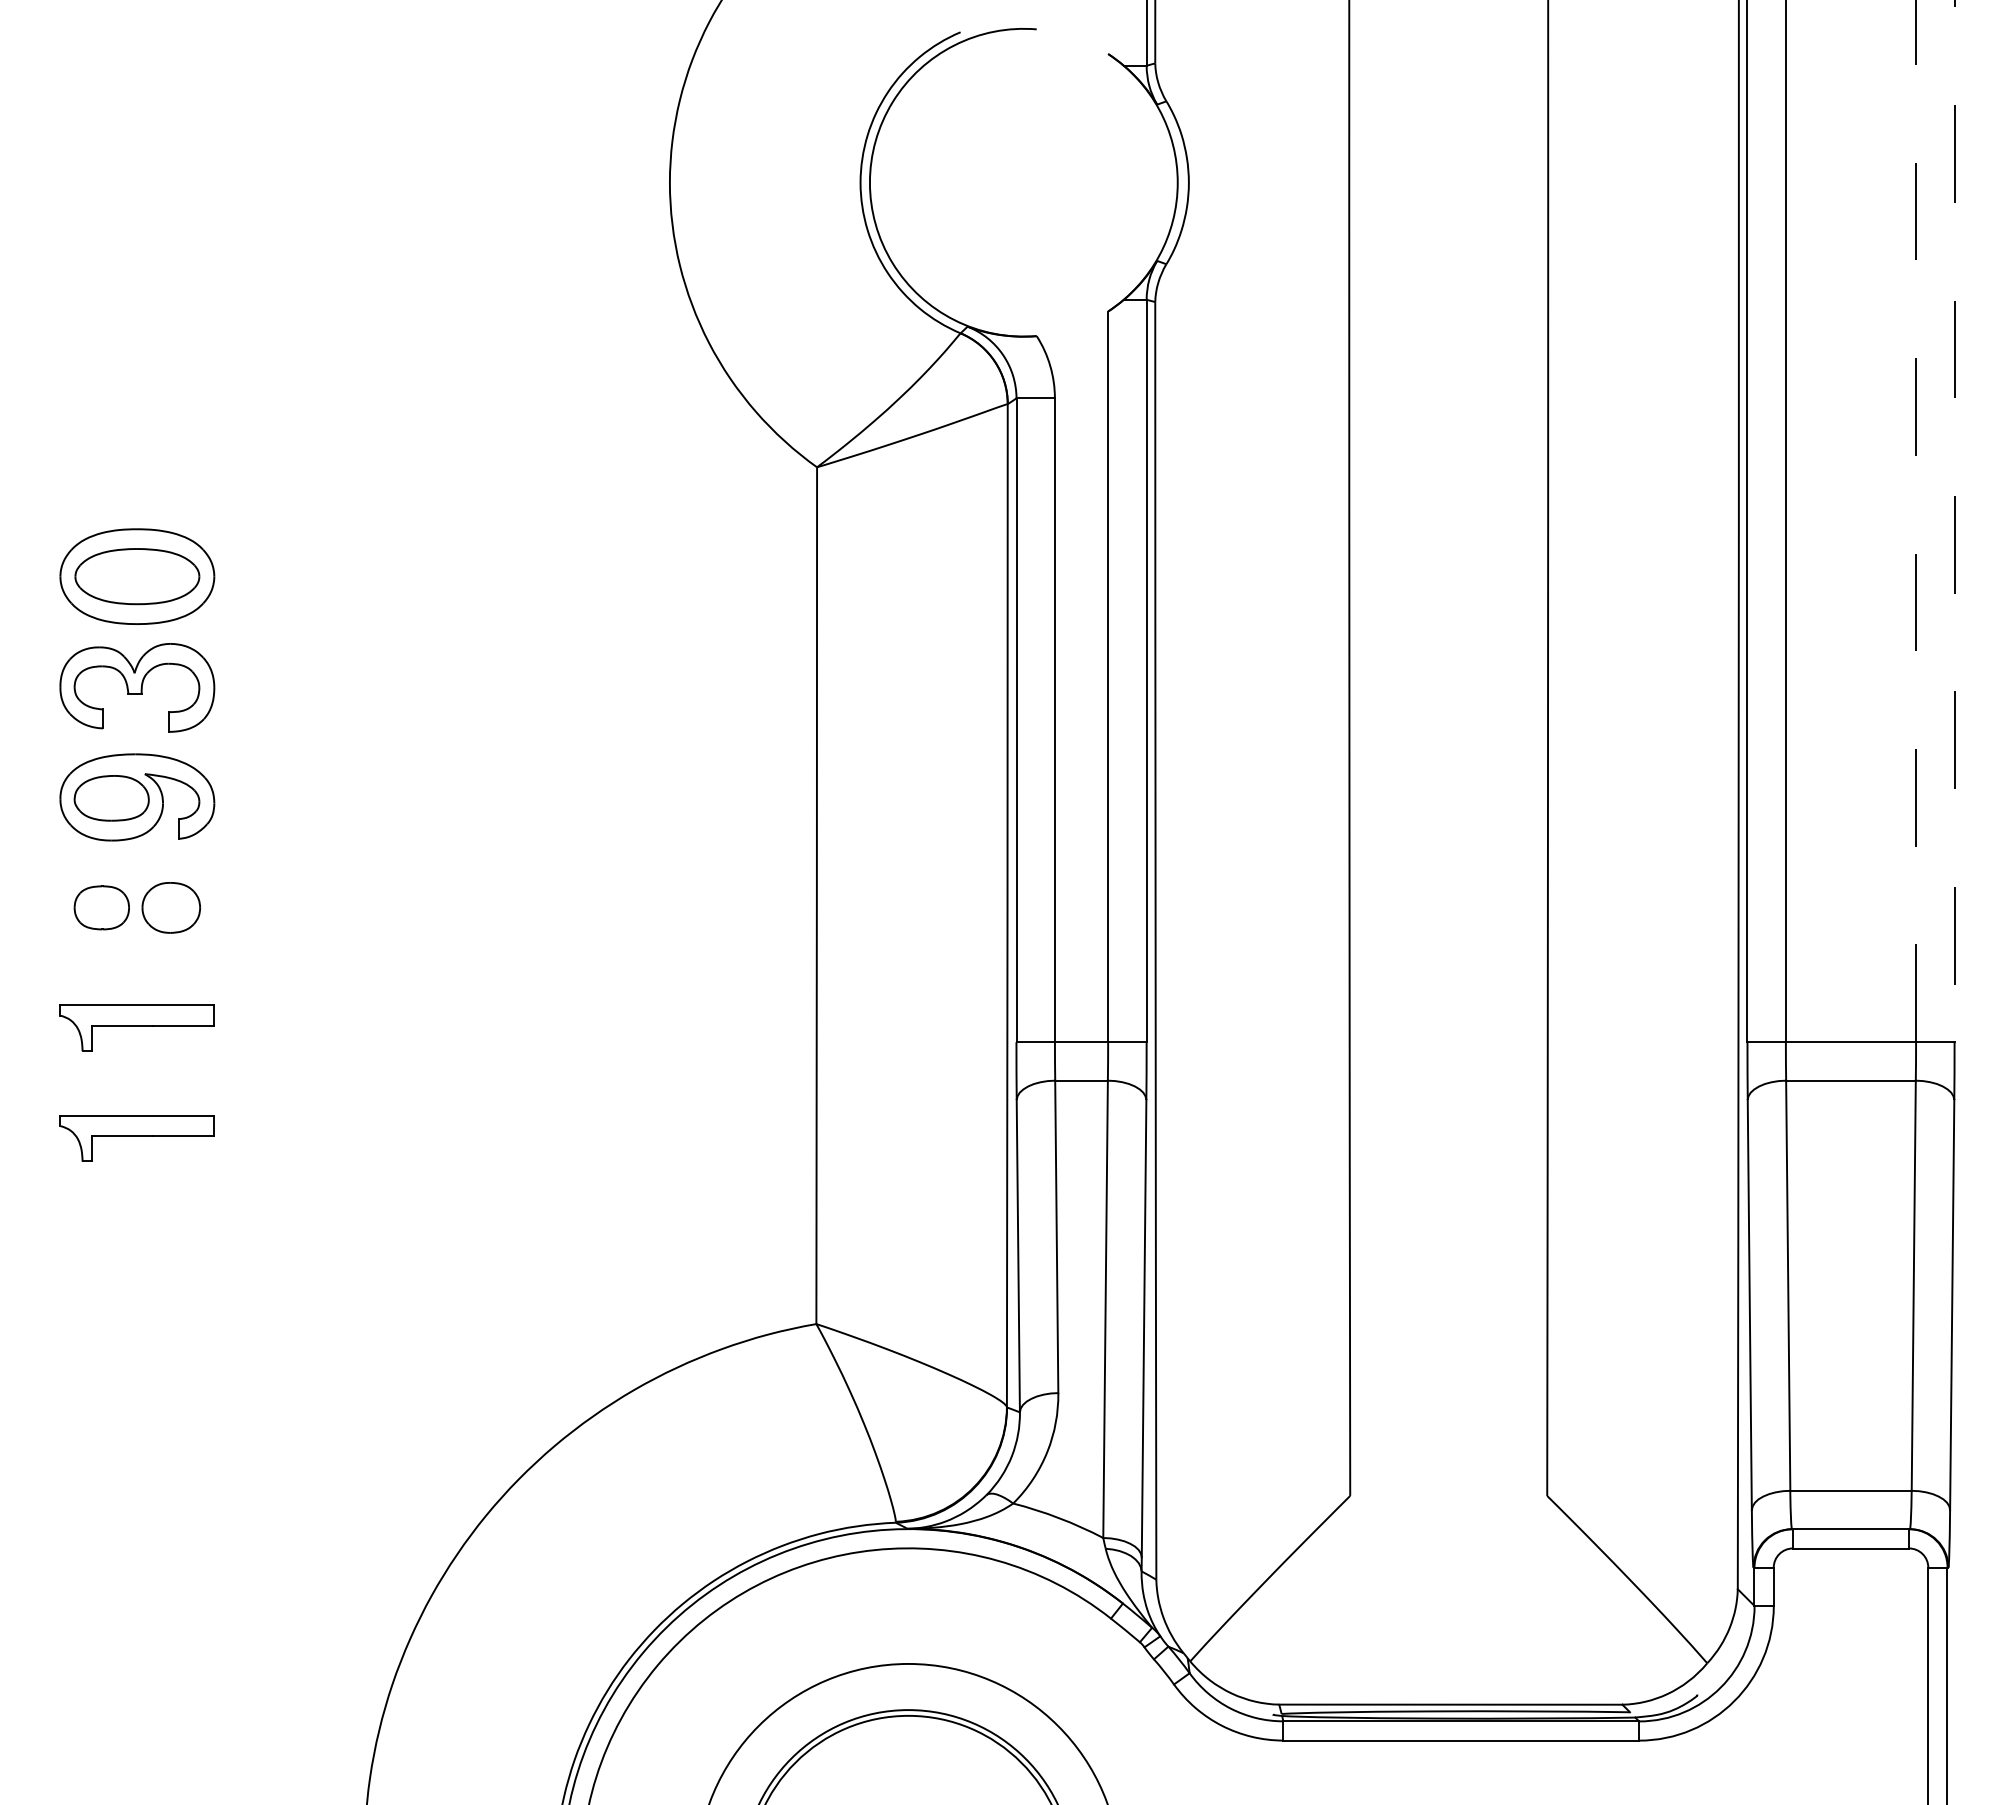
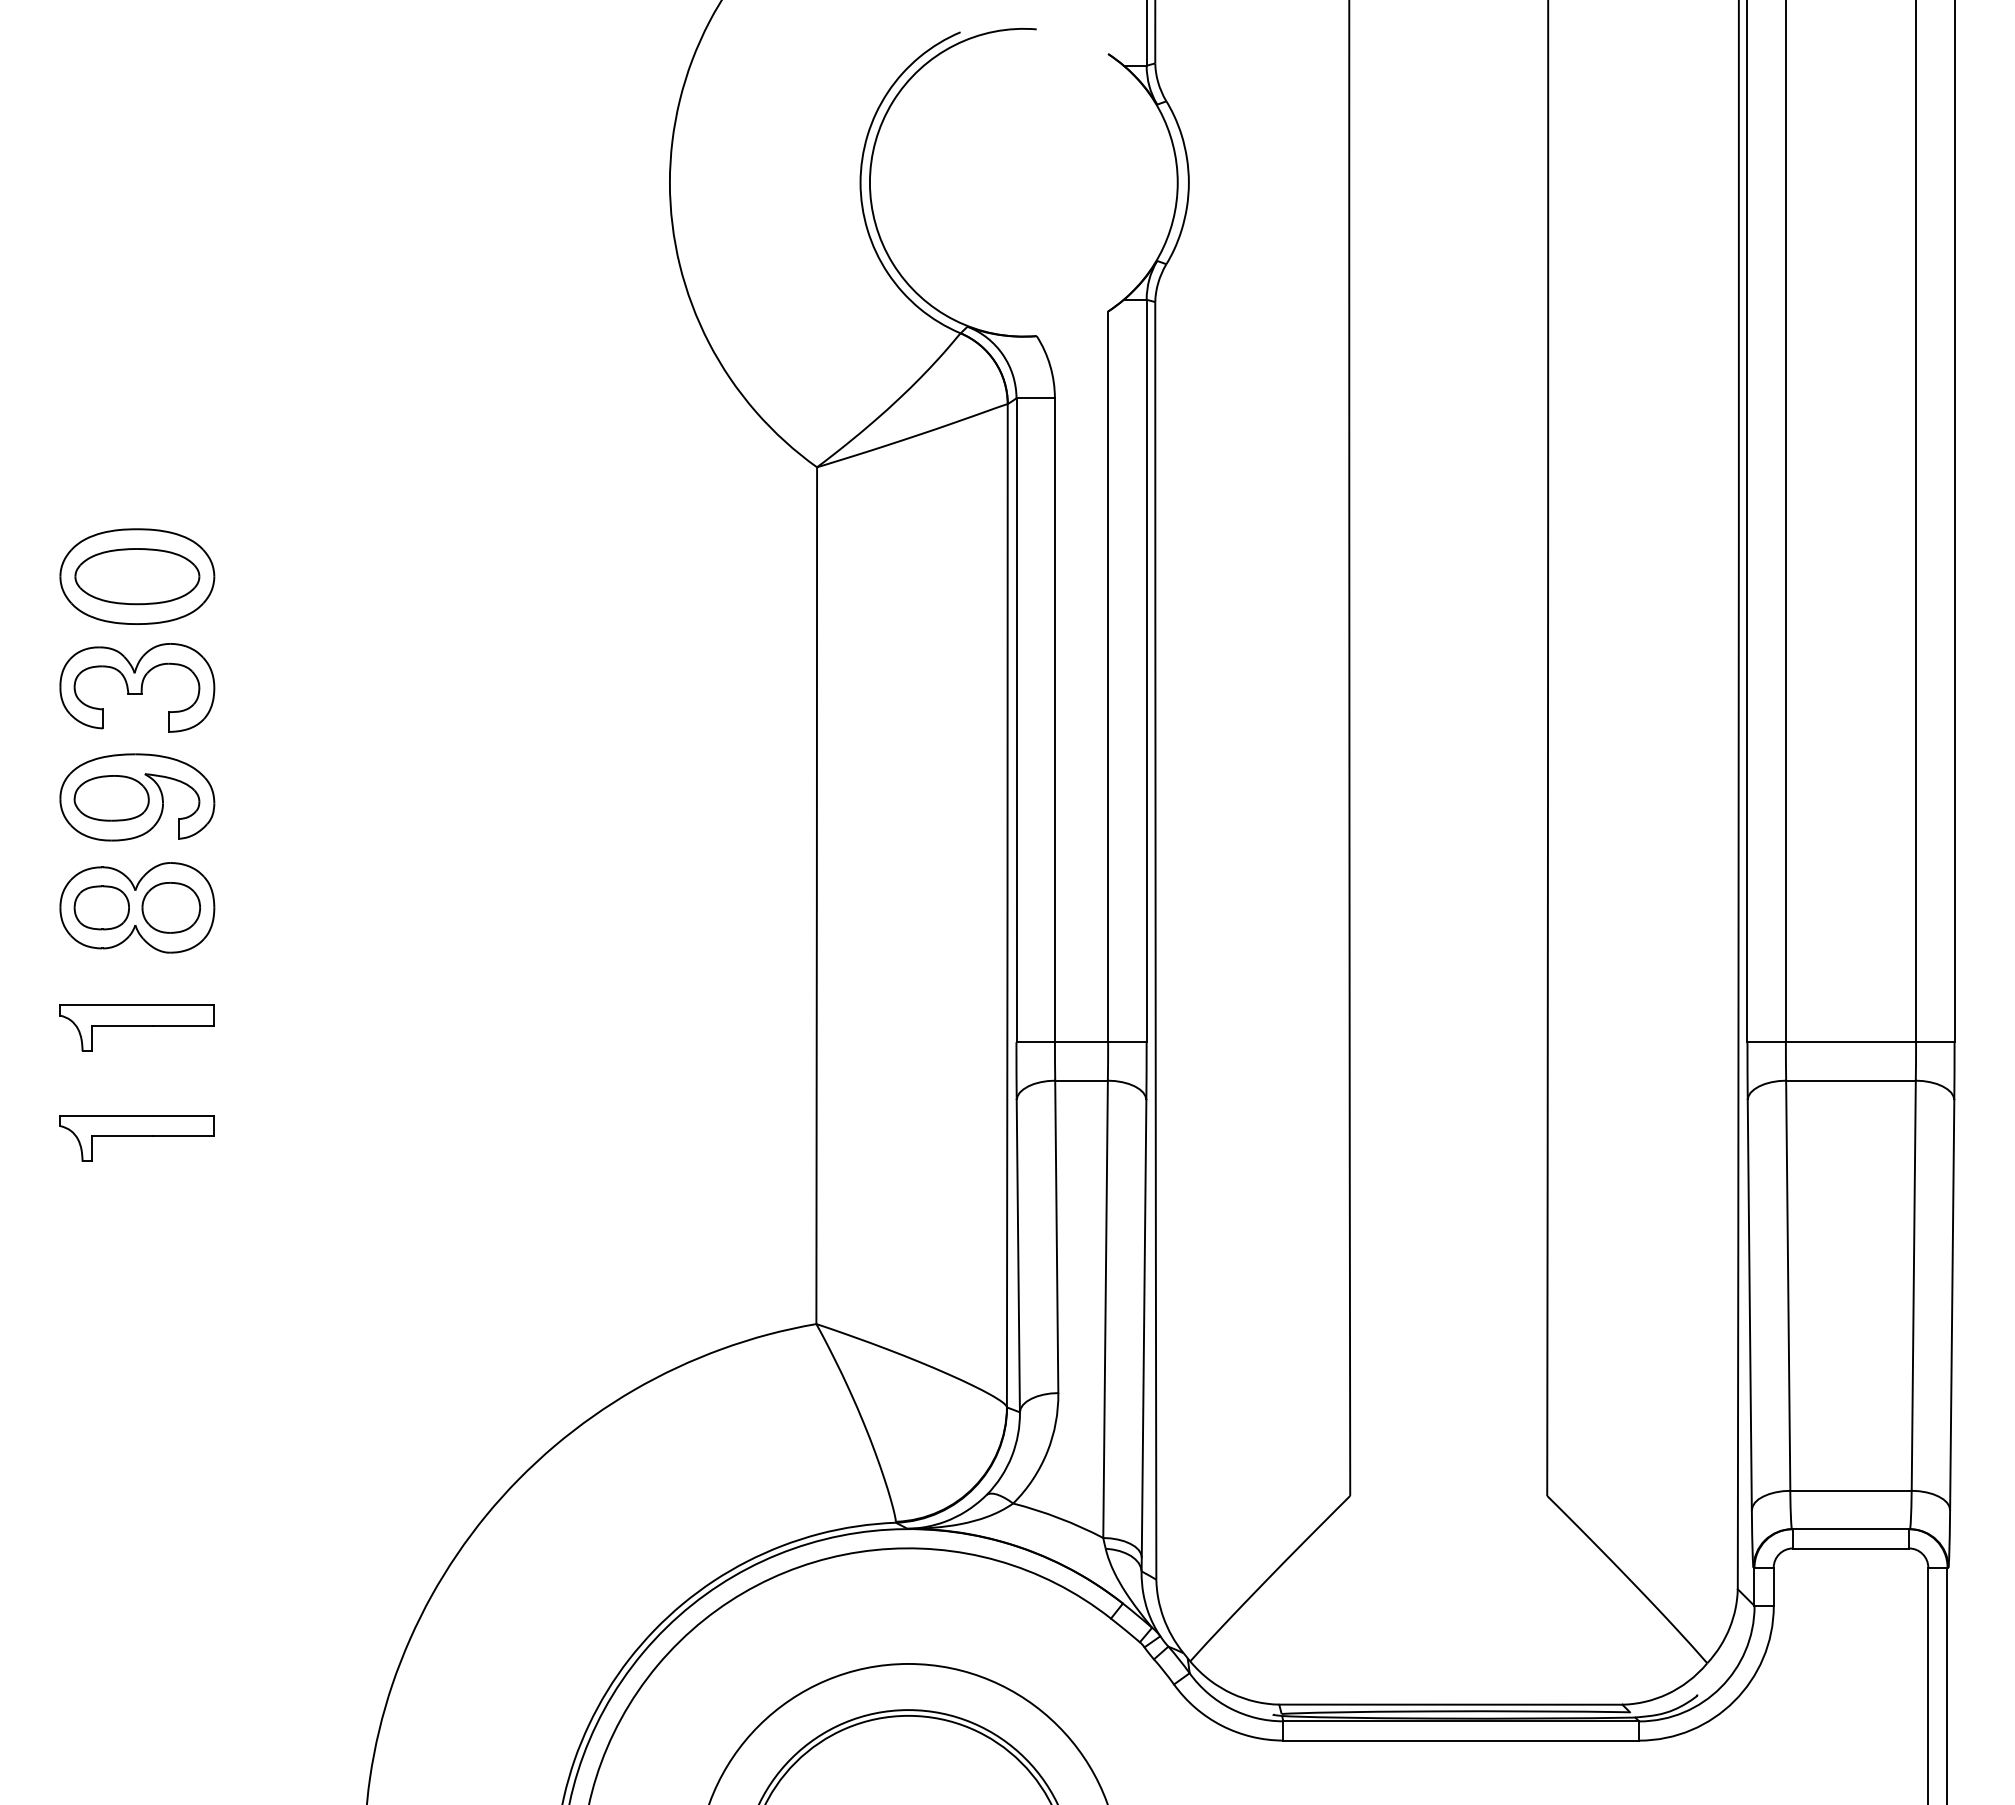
line: dashed -> solid (1916, 521)
line: dashed -> solid (1954, 521)
part: none -> present (137, 907)
